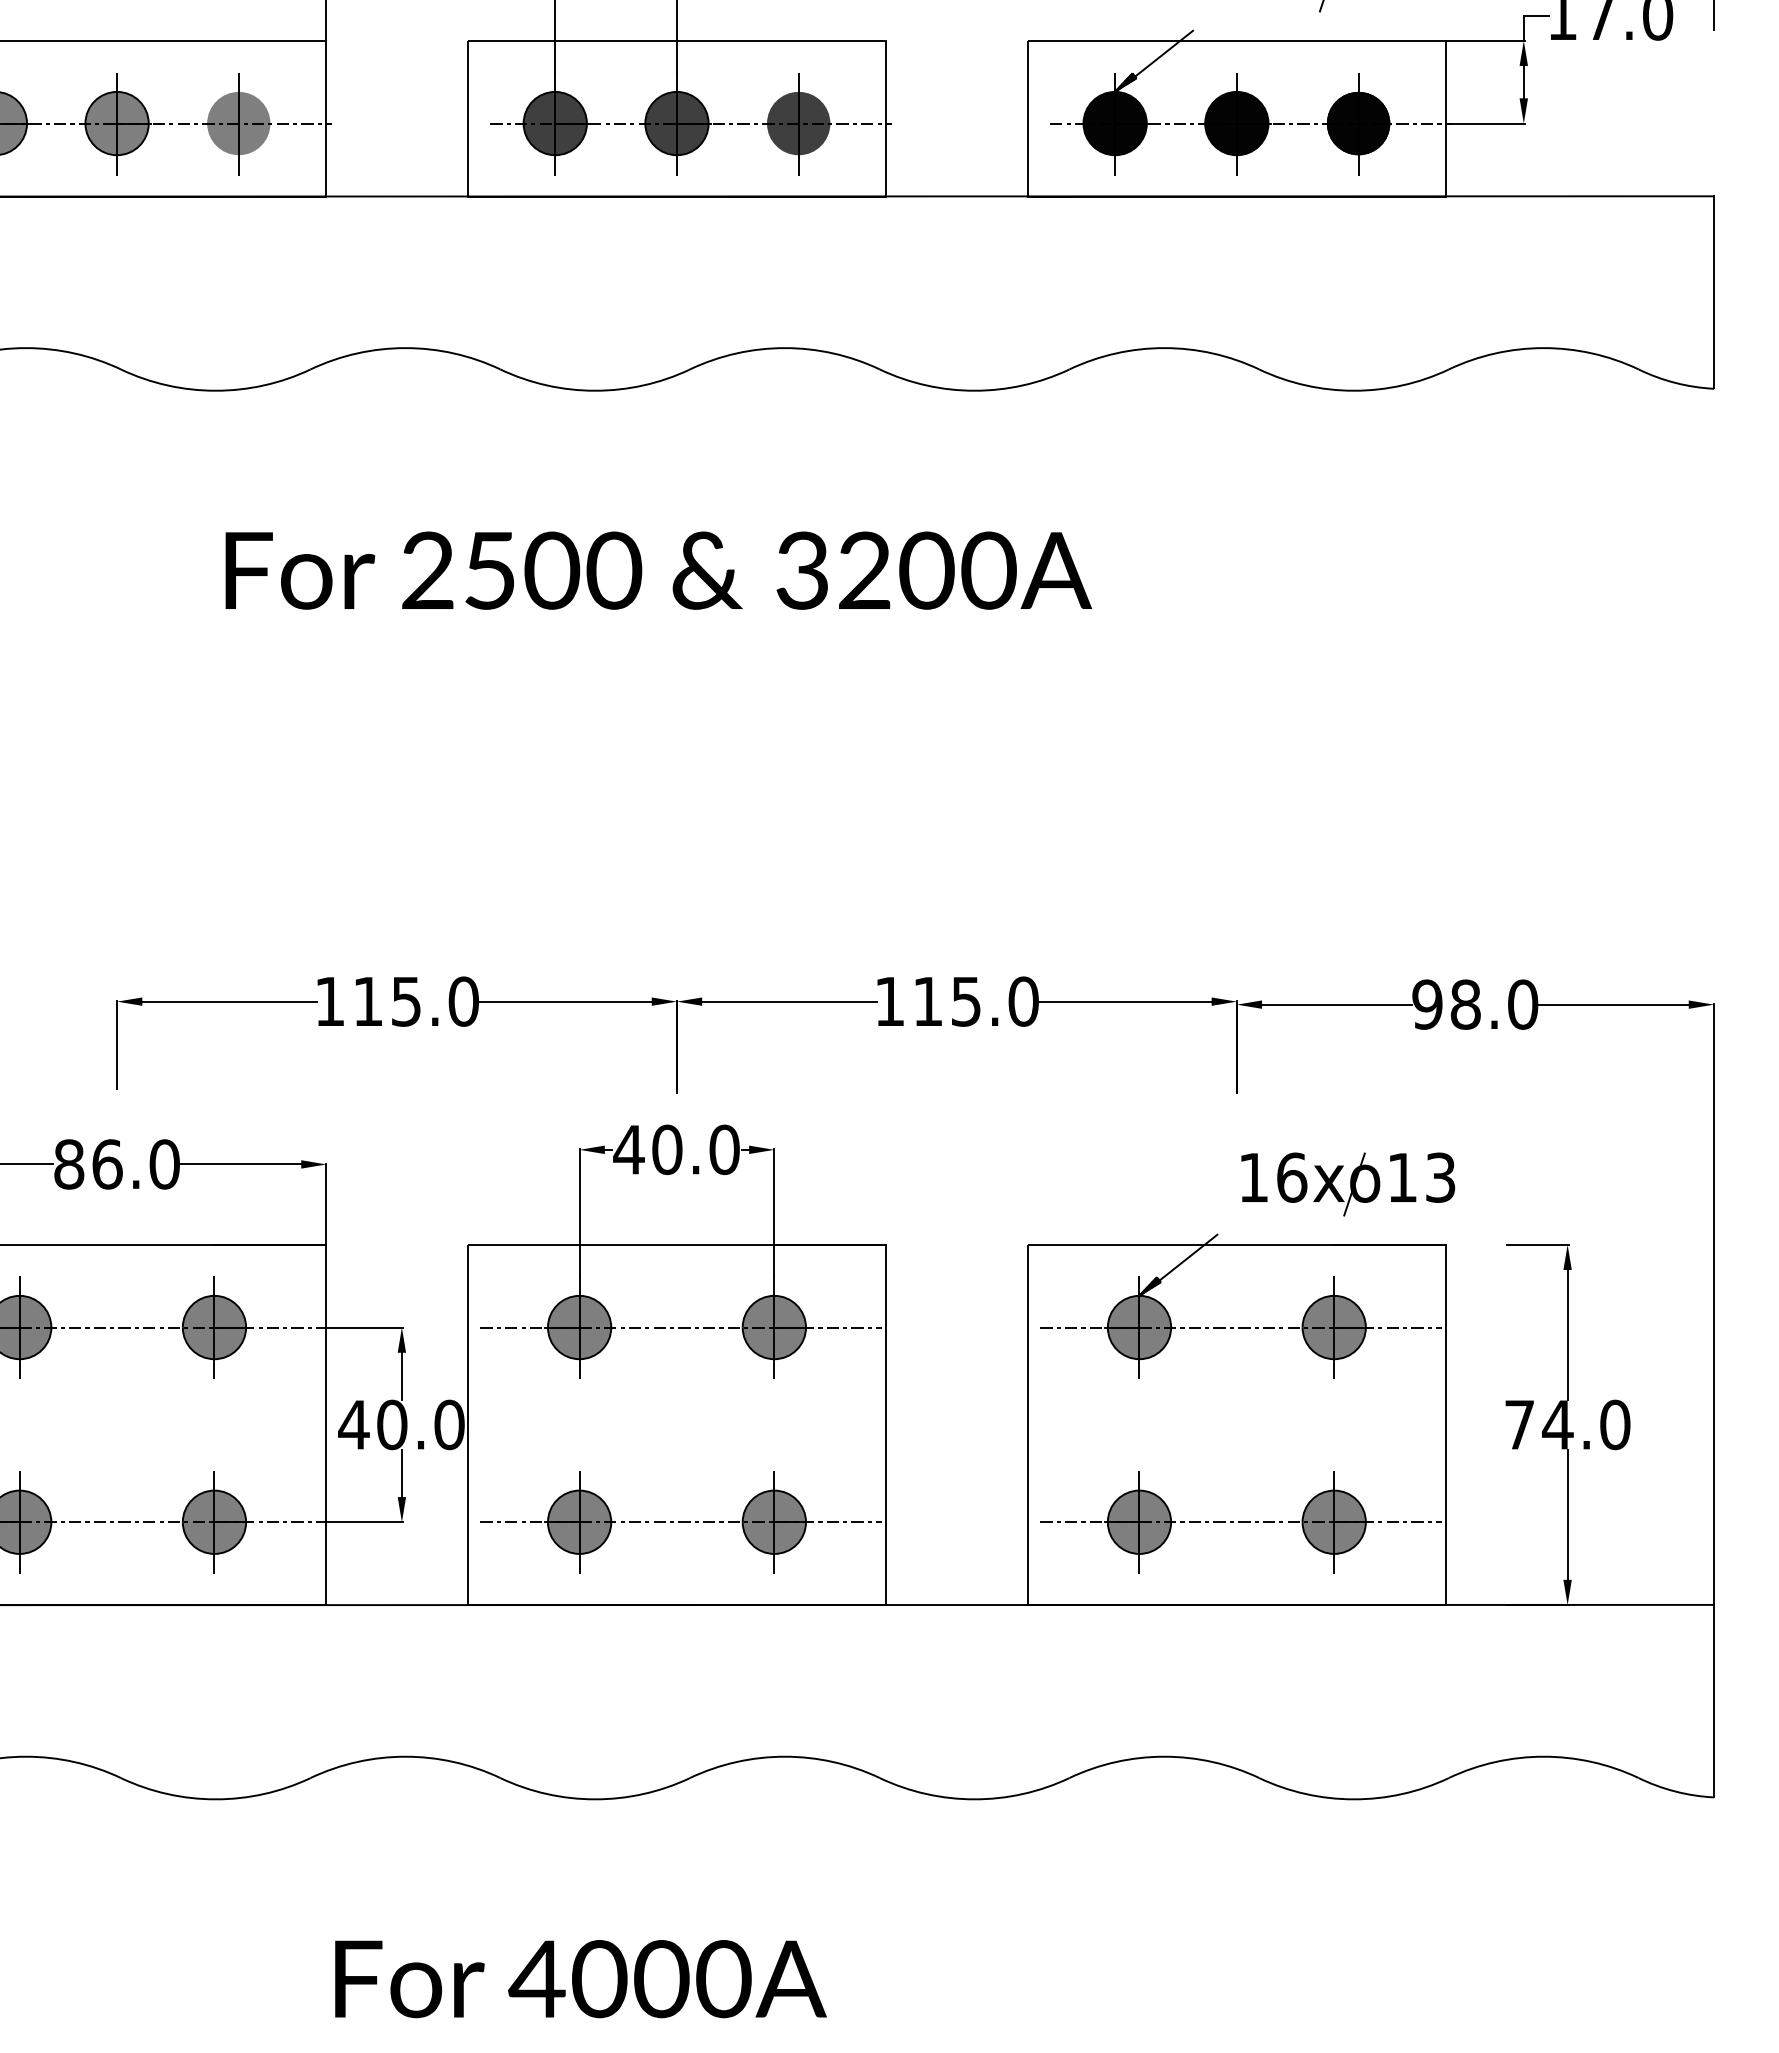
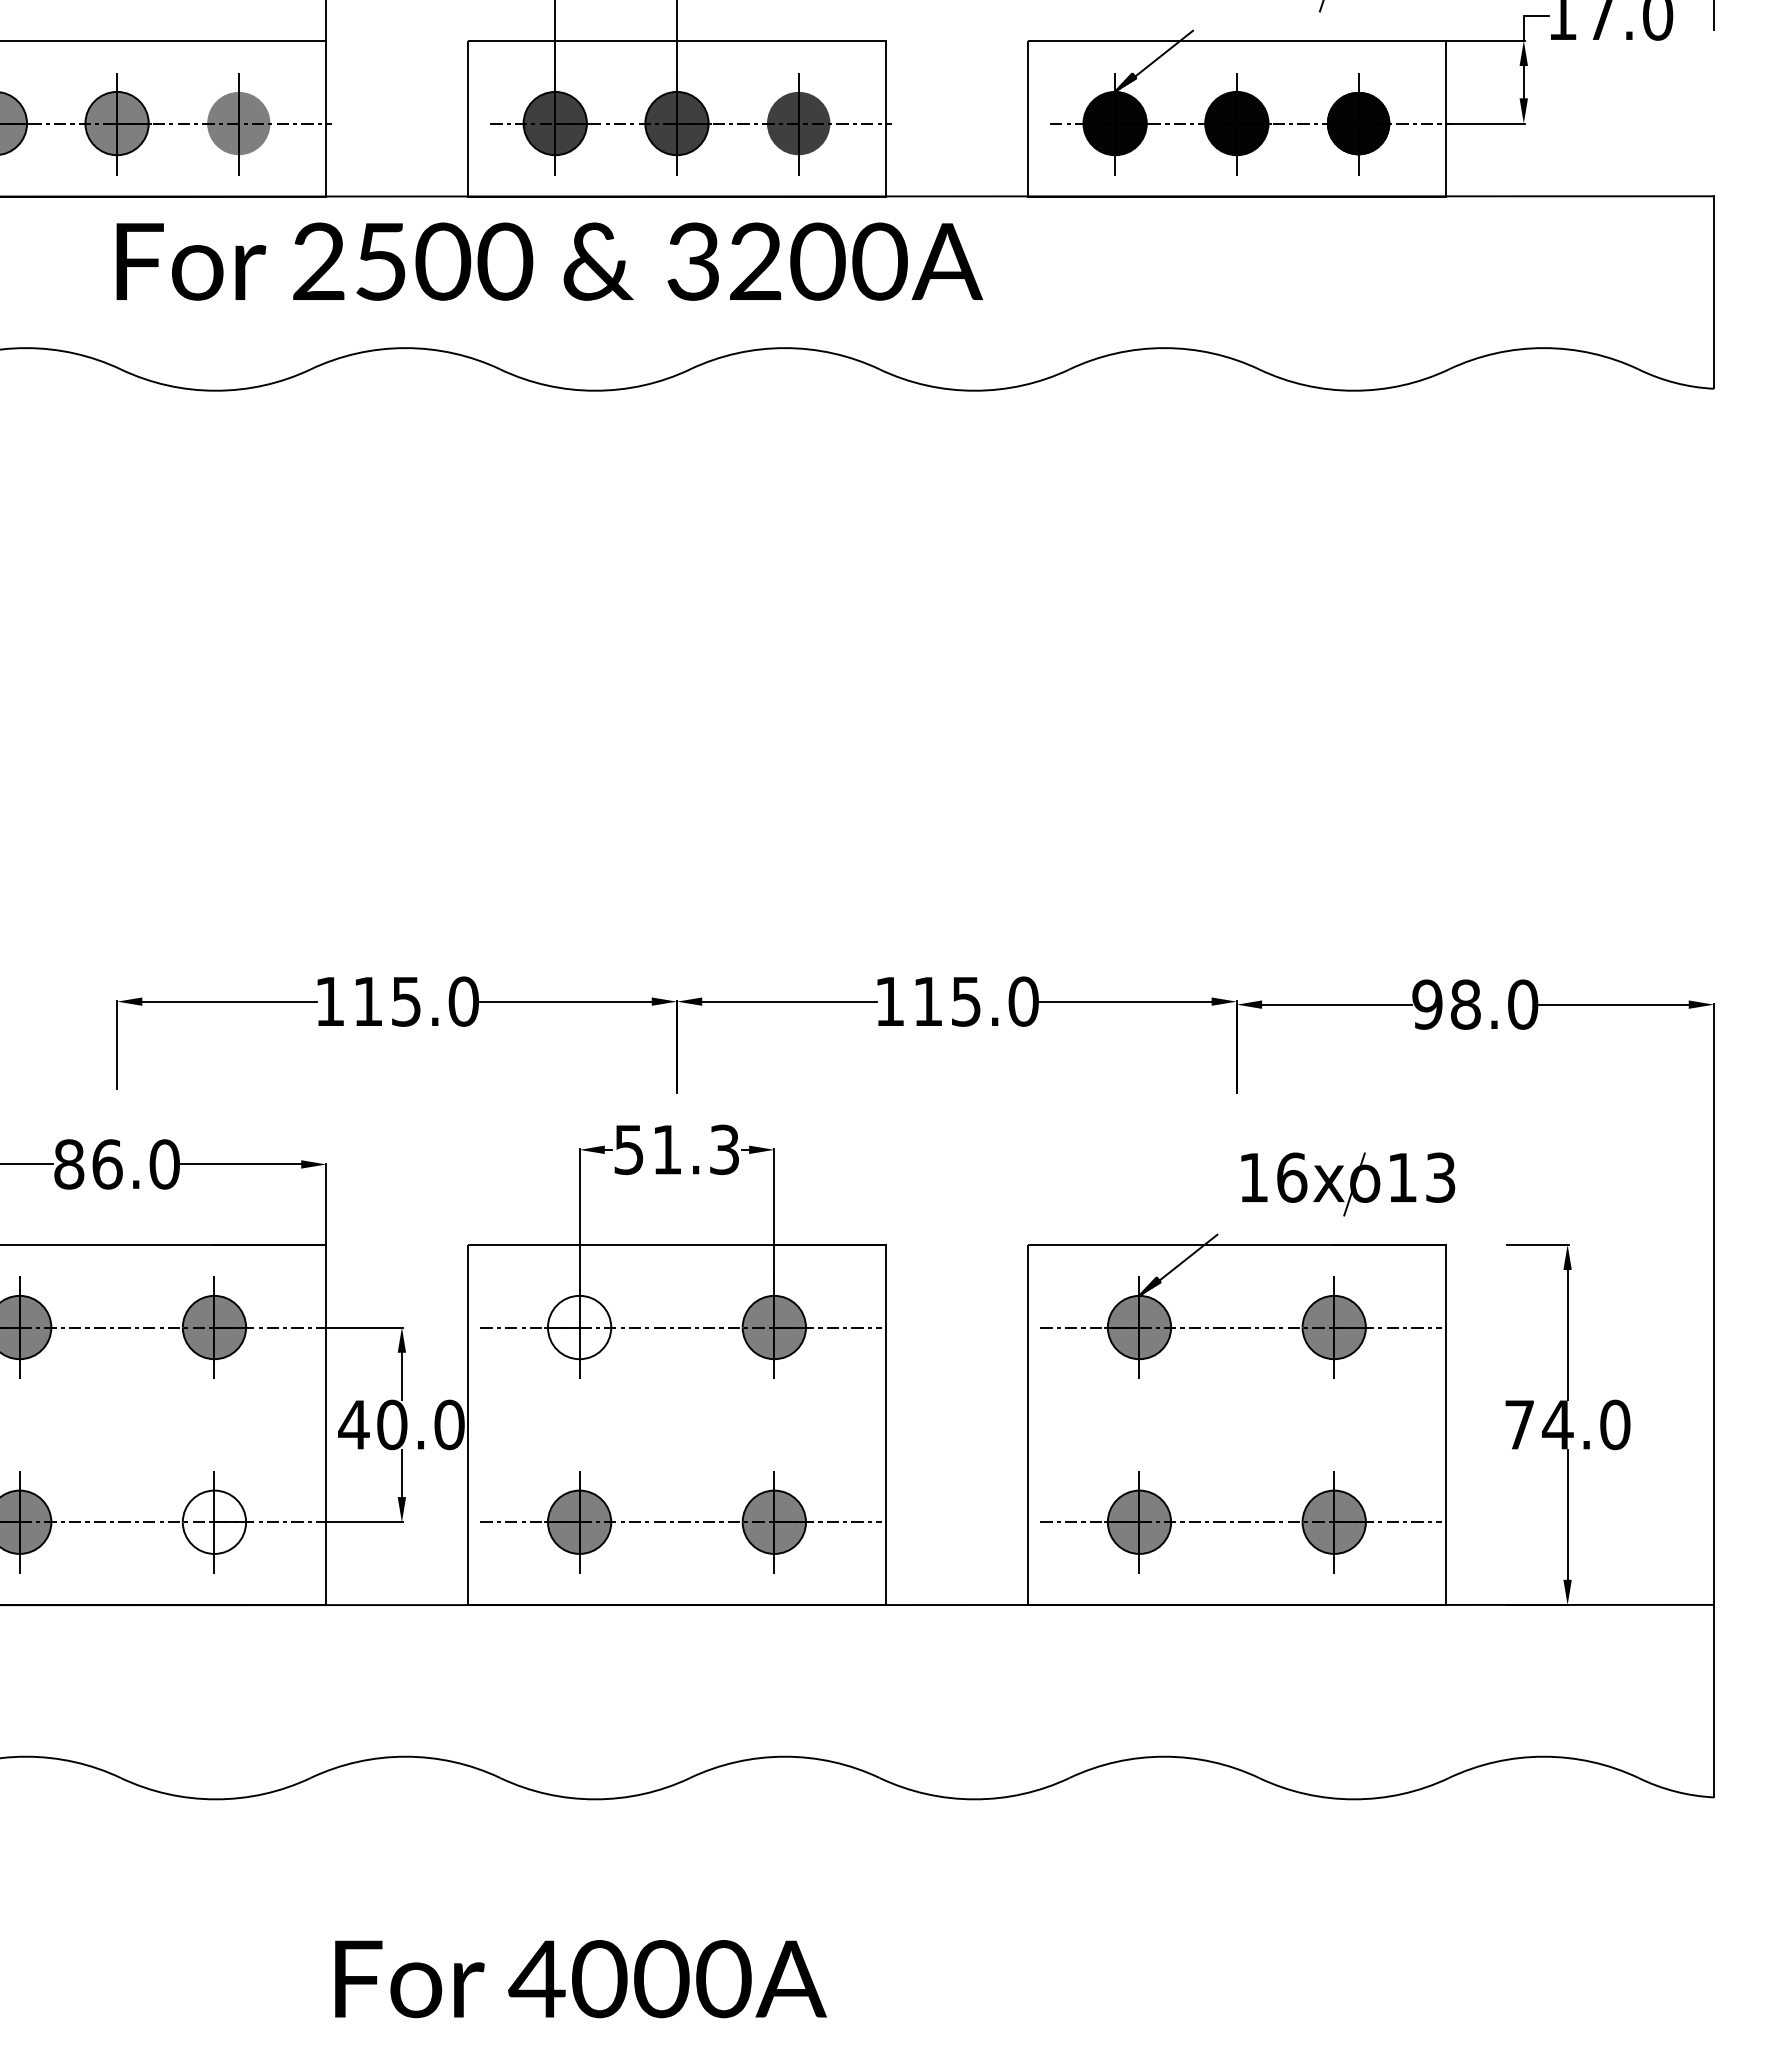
text position: (658, 570) -> (549, 261) (549, 261)
text: 40.0 -> 51.3 (676, 1149)
fill: present -> none (579, 1327)
fill: present -> none (214, 1521)
